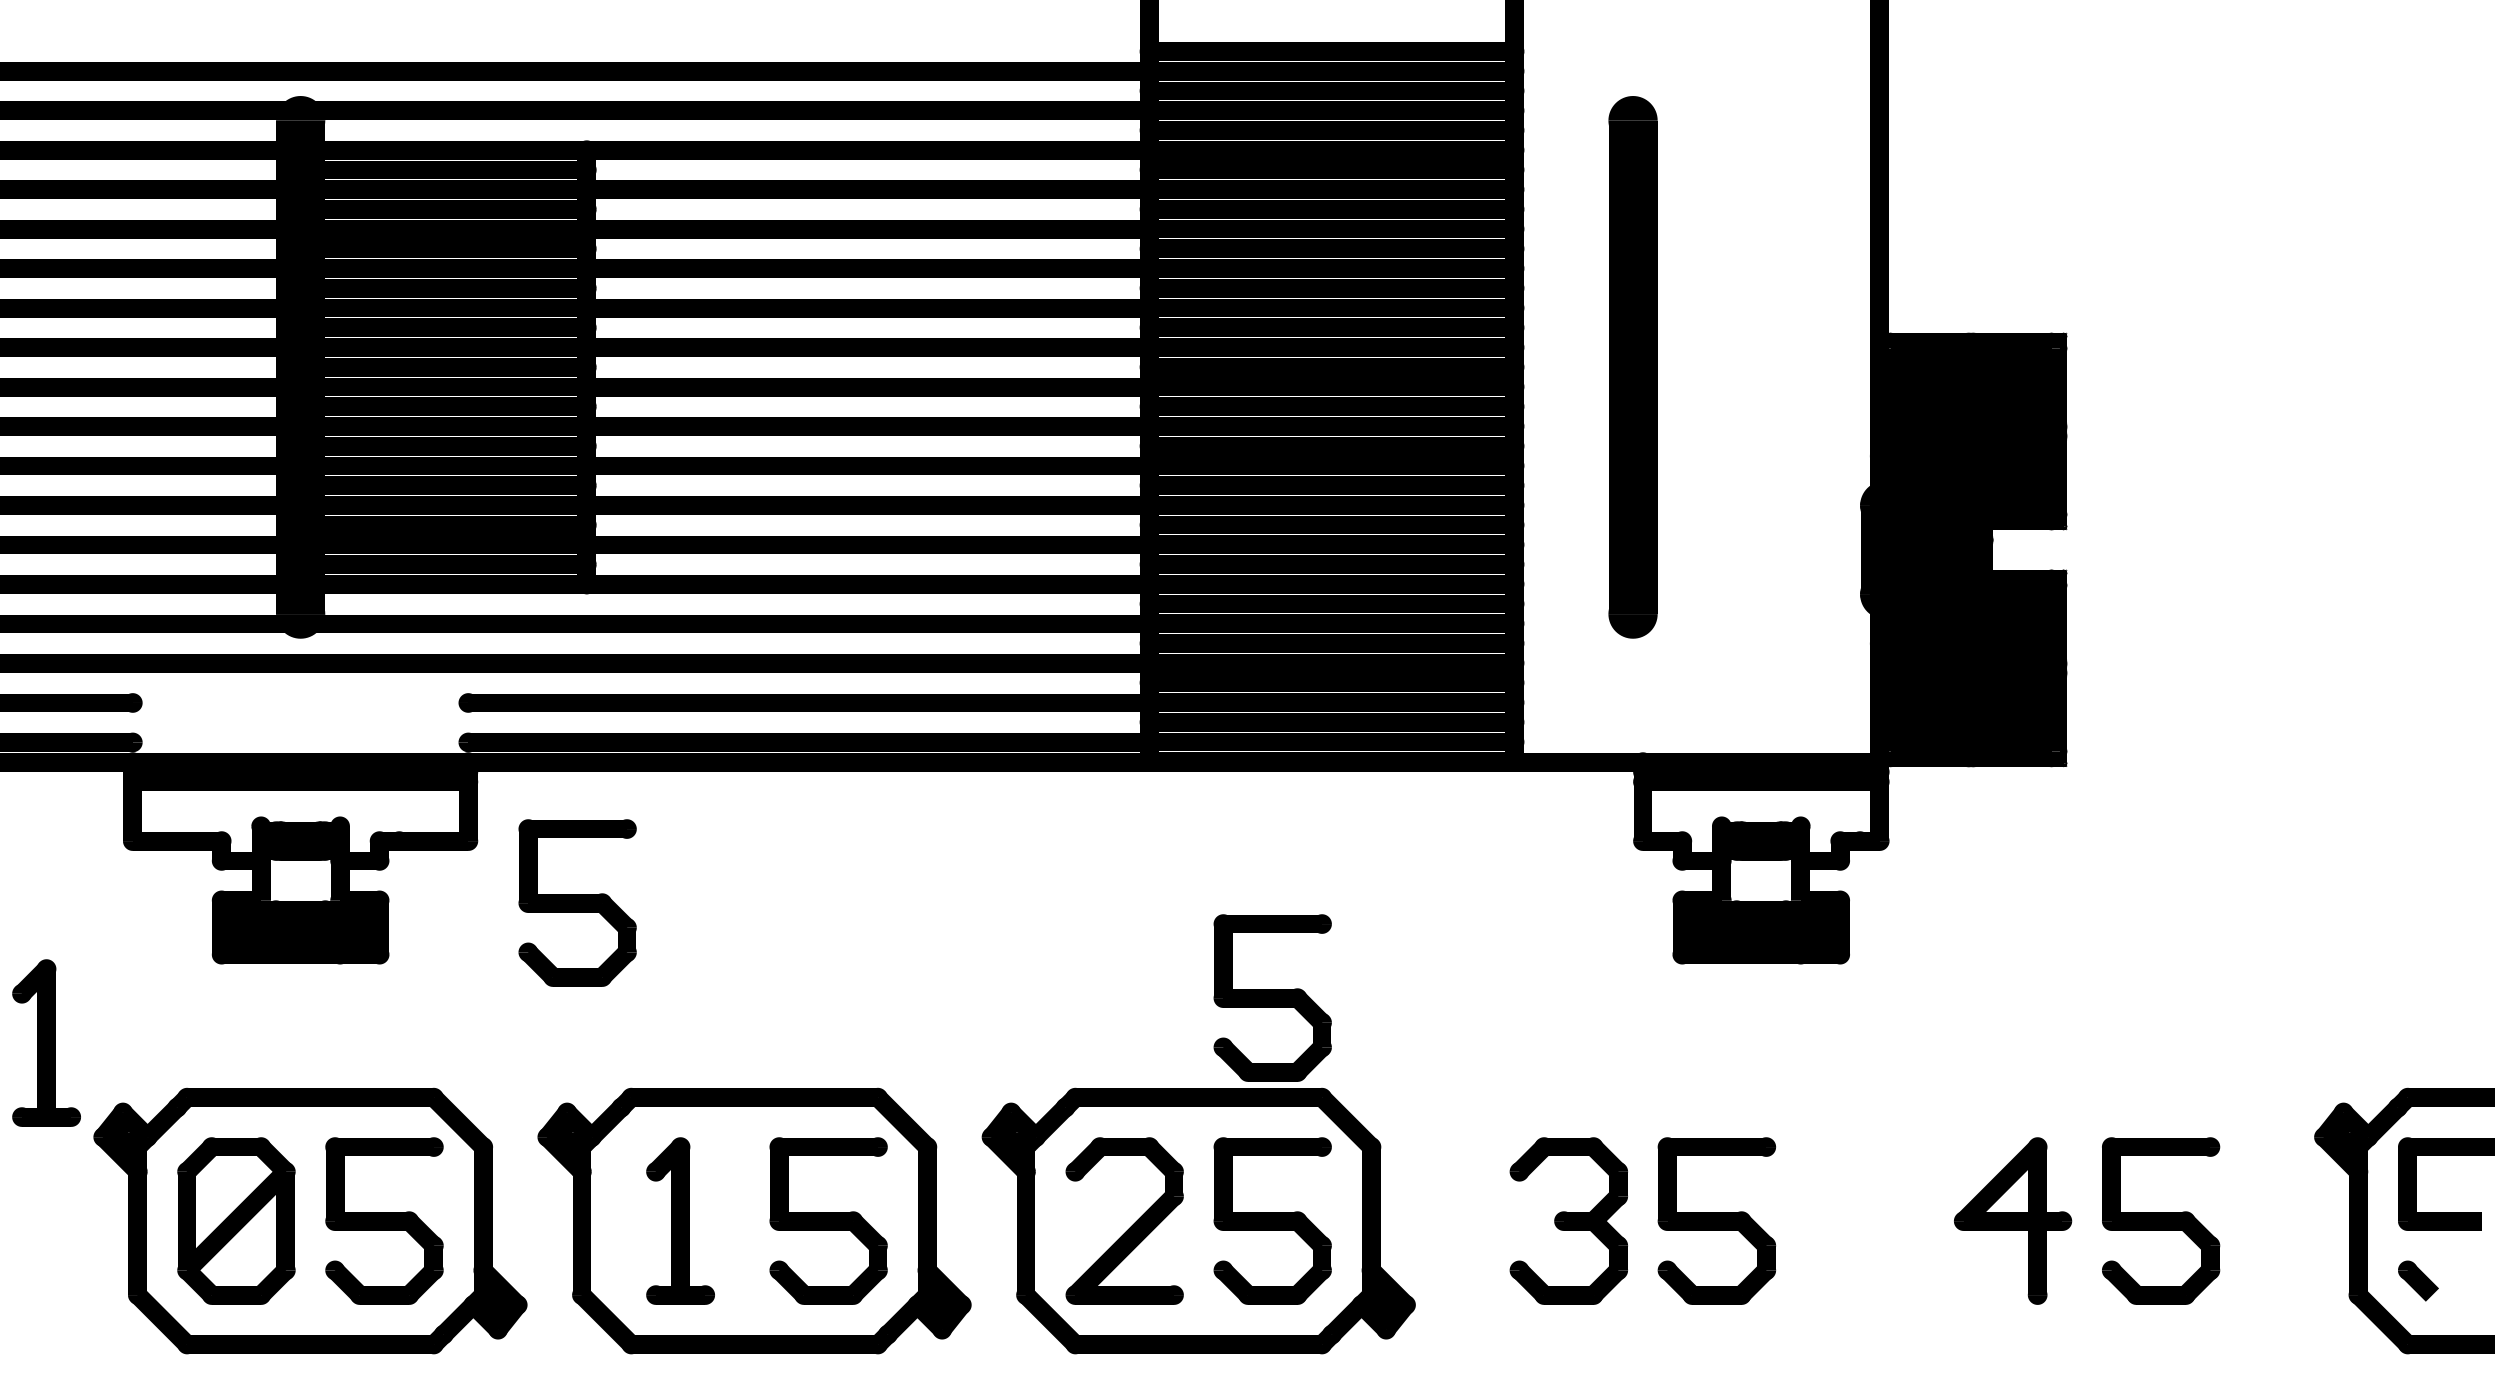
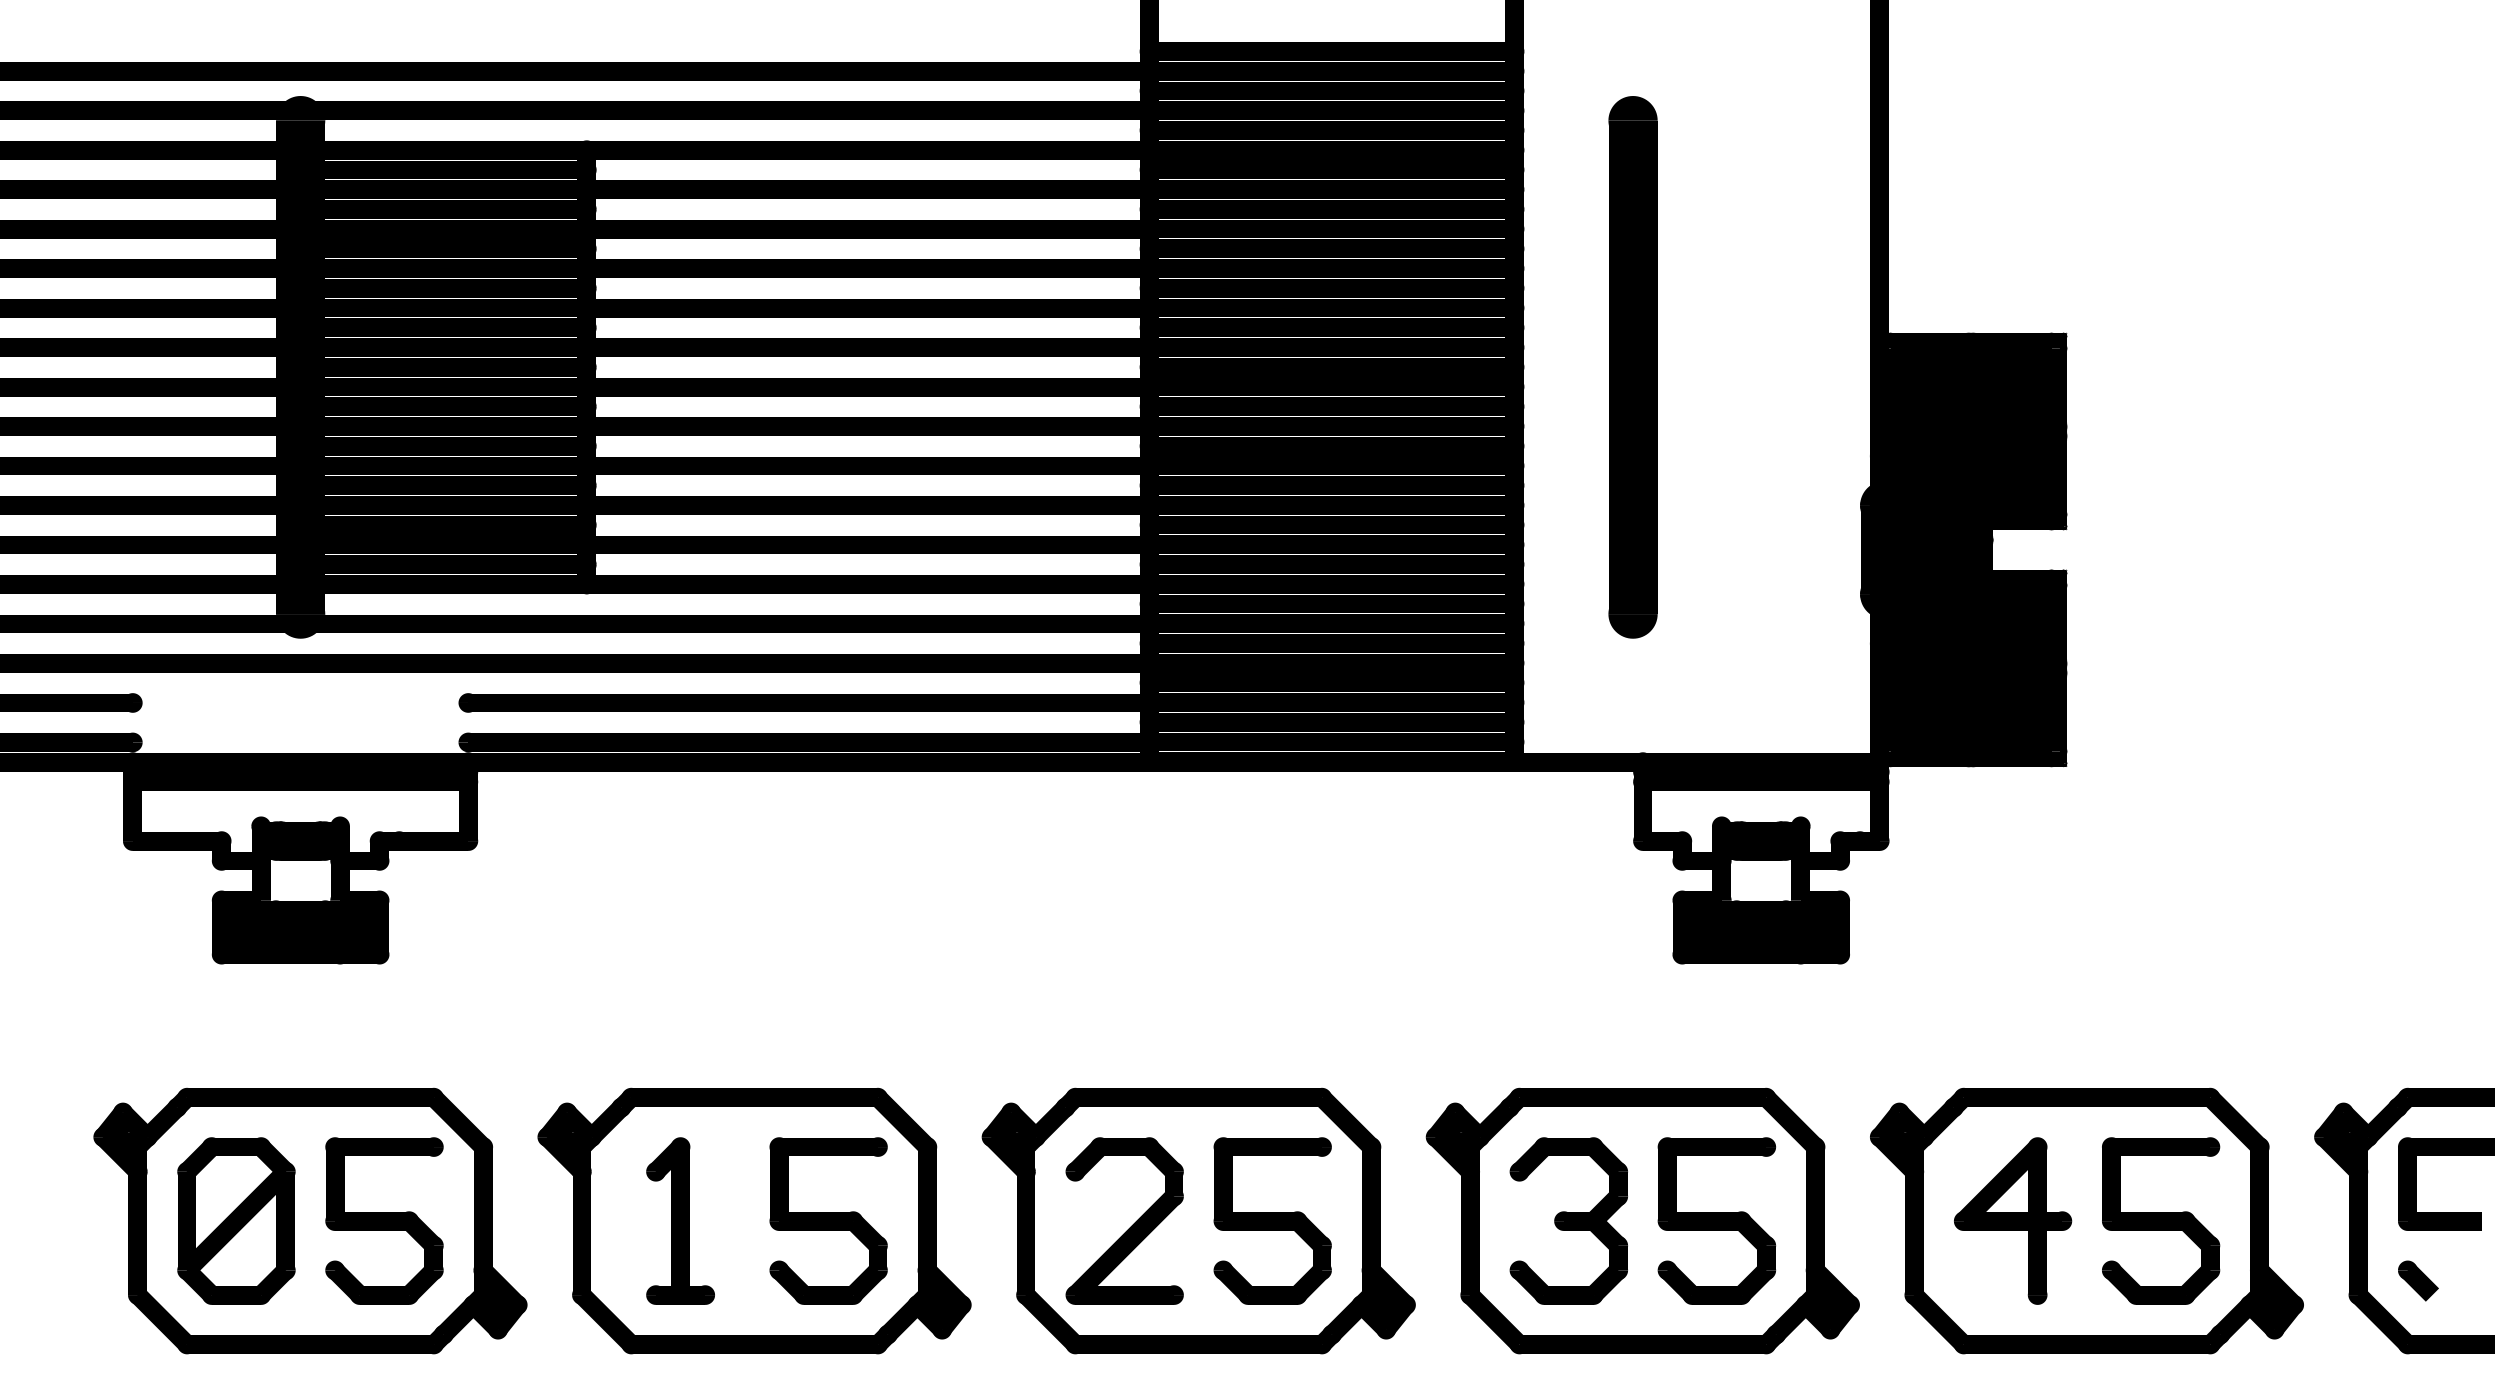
part: present -> none (577, 902)
part: present -> none (1272, 997)
part: present -> none (46, 1042)
part: none -> present (1642, 1220)
part: none -> present (2086, 1220)
